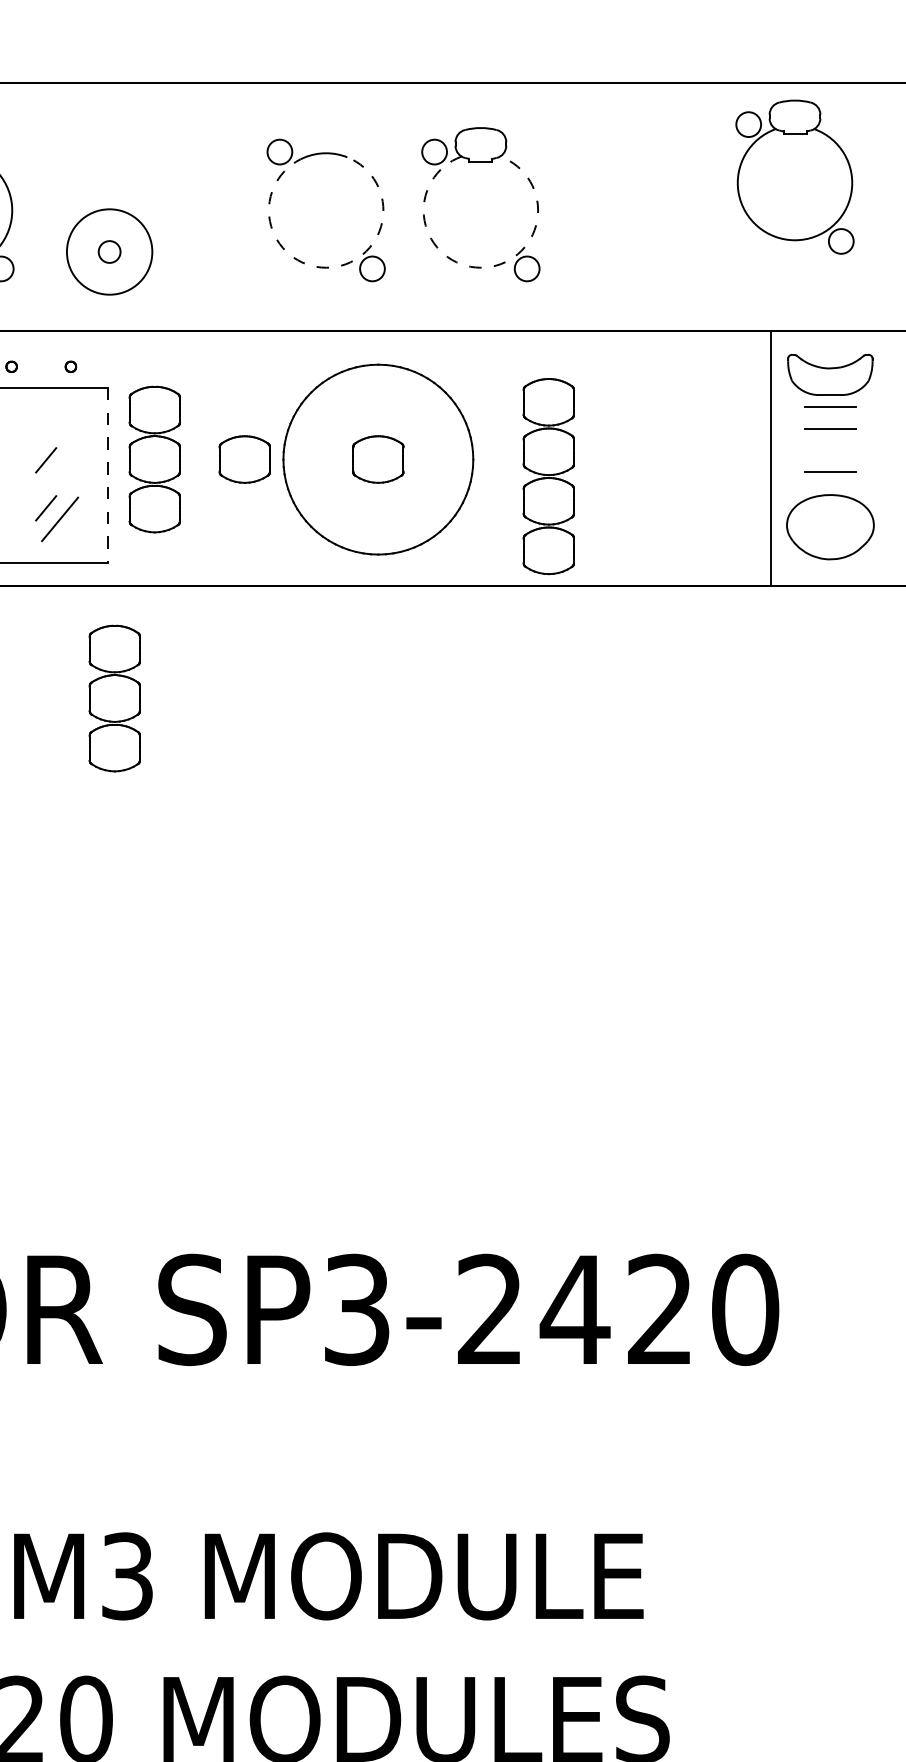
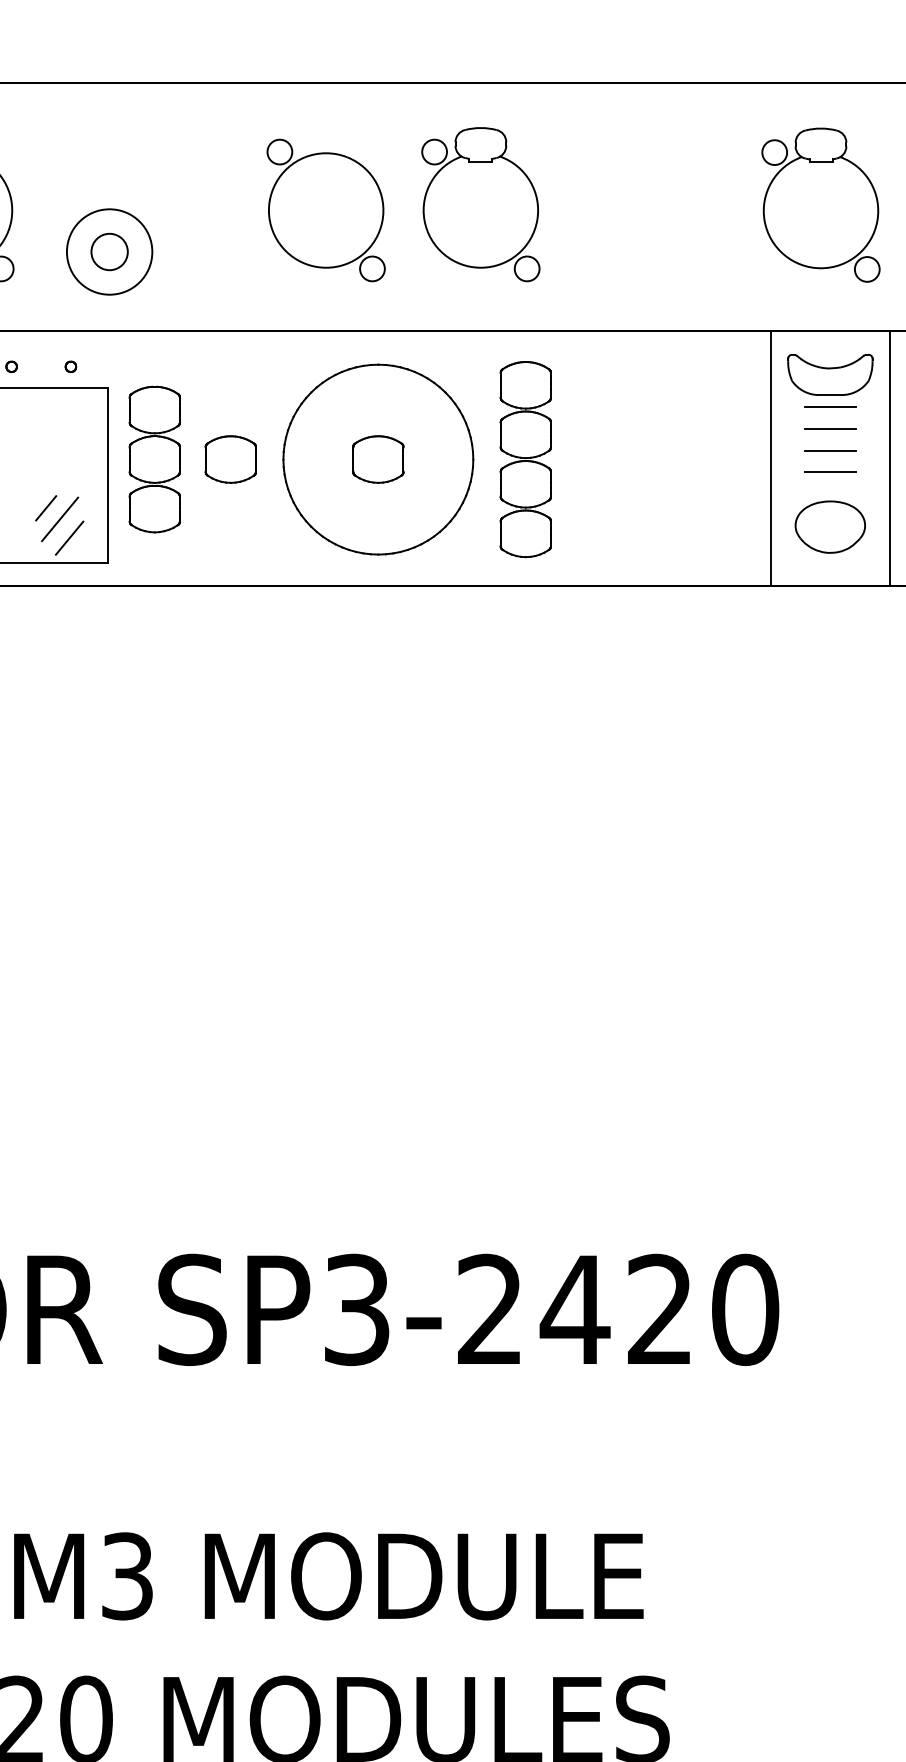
part position: (794, 176) -> (820, 204) (820, 204)
circle diameter: 22 px -> 36 px (109, 251)
arc: dashed -> solid (326, 267)
arc: dashed -> solid (480, 267)
line: none -> present (830, 450)
line: none -> present (889, 457)
part position: (244, 459) -> (230, 459) (230, 459)
line: present -> none (46, 460)
line: dashed -> solid (107, 475)
part position: (548, 476) -> (525, 459) (525, 459)
part size: 89x67 px -> 72x54 px (829, 526)
line: none -> present (69, 537)
part: present -> none (114, 698)
